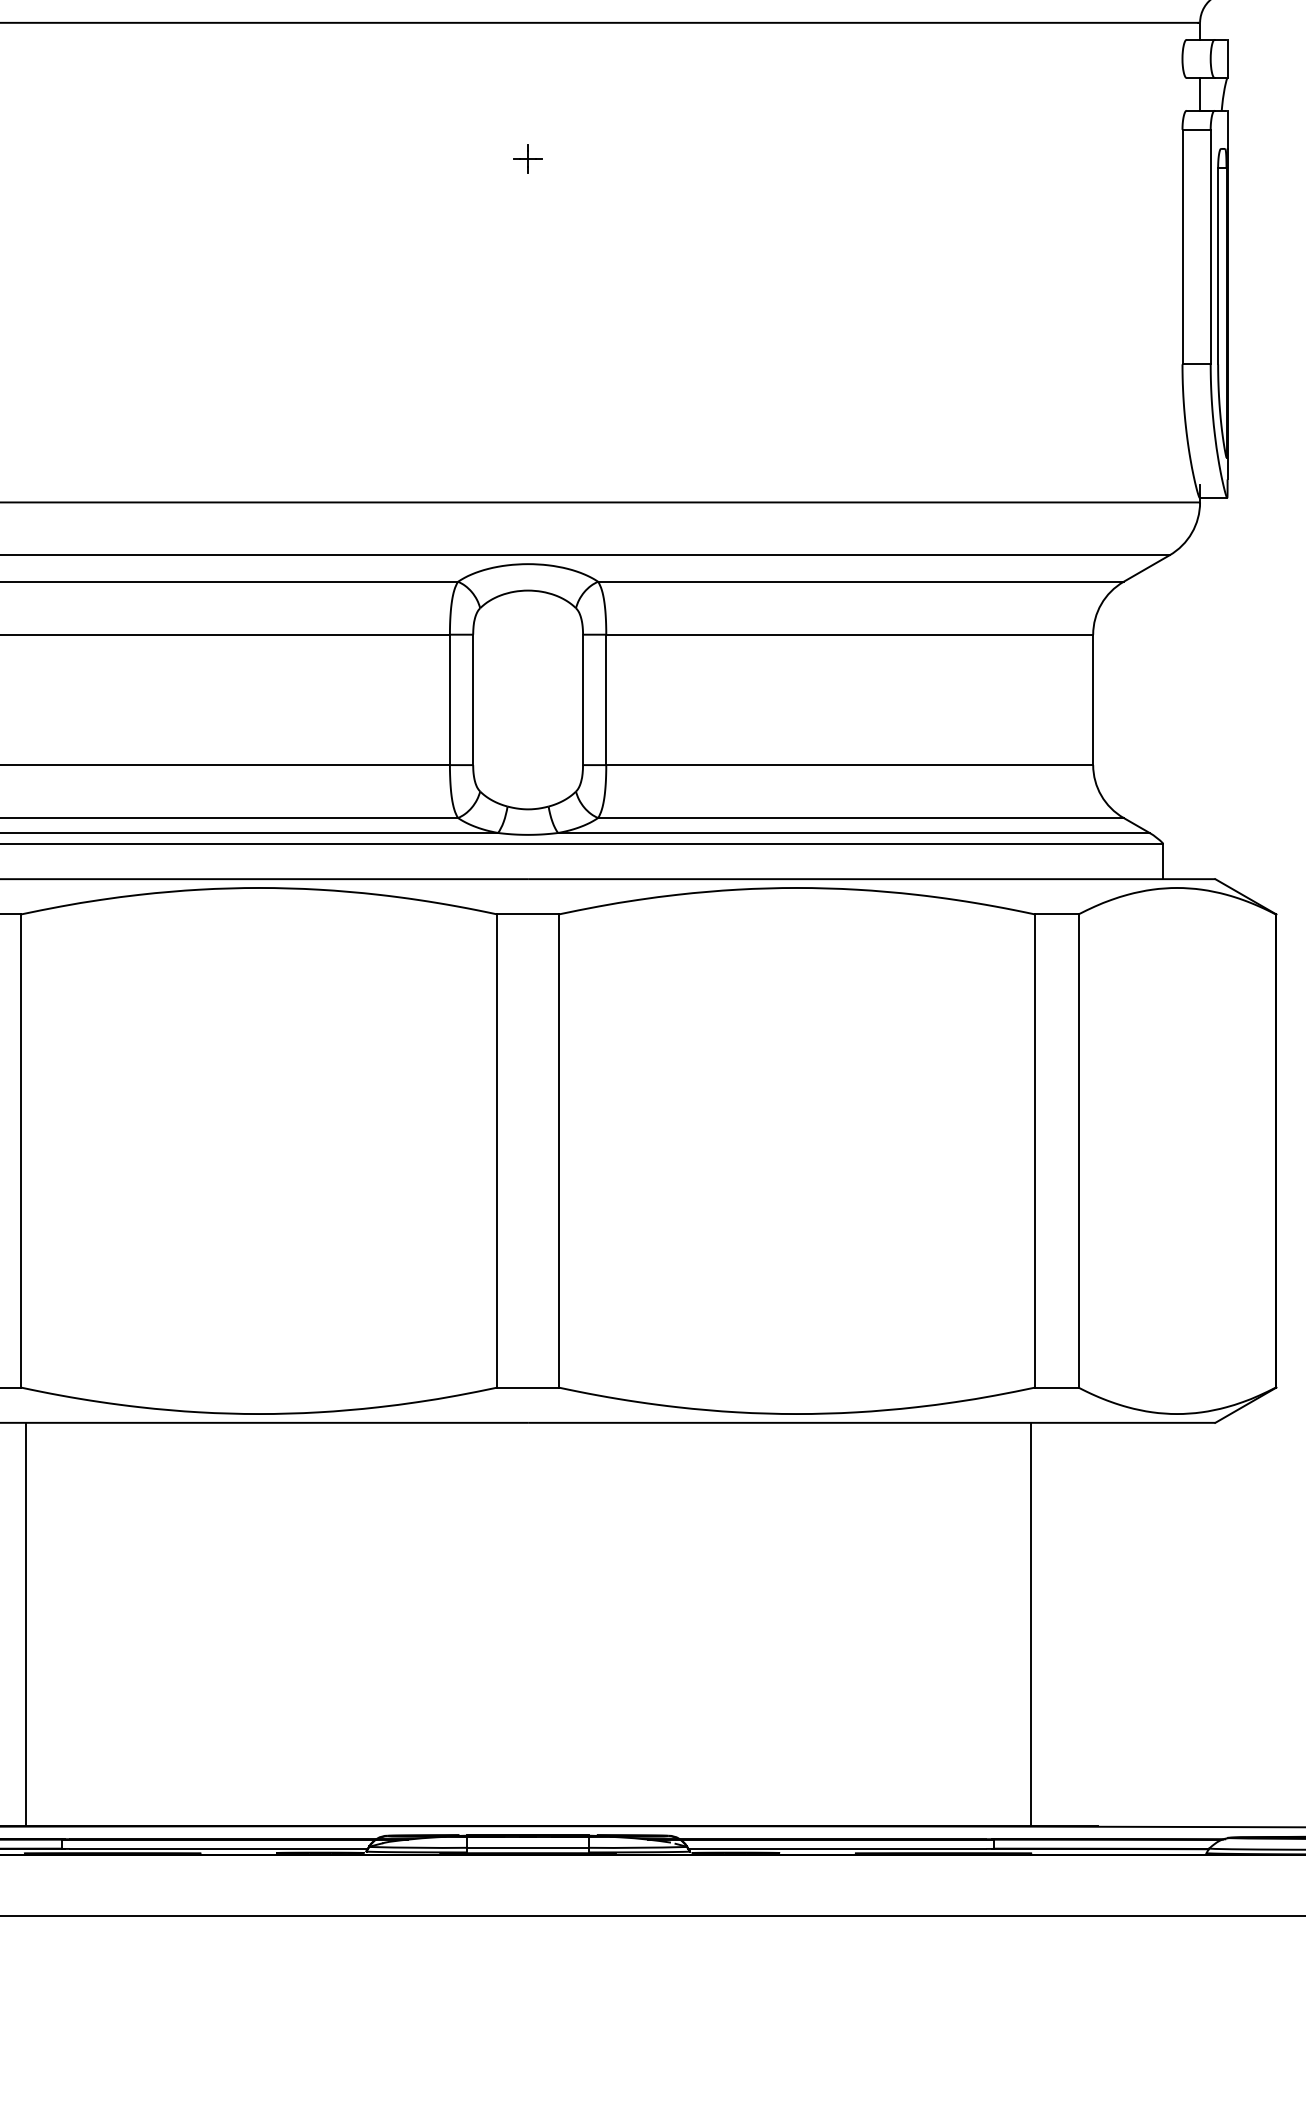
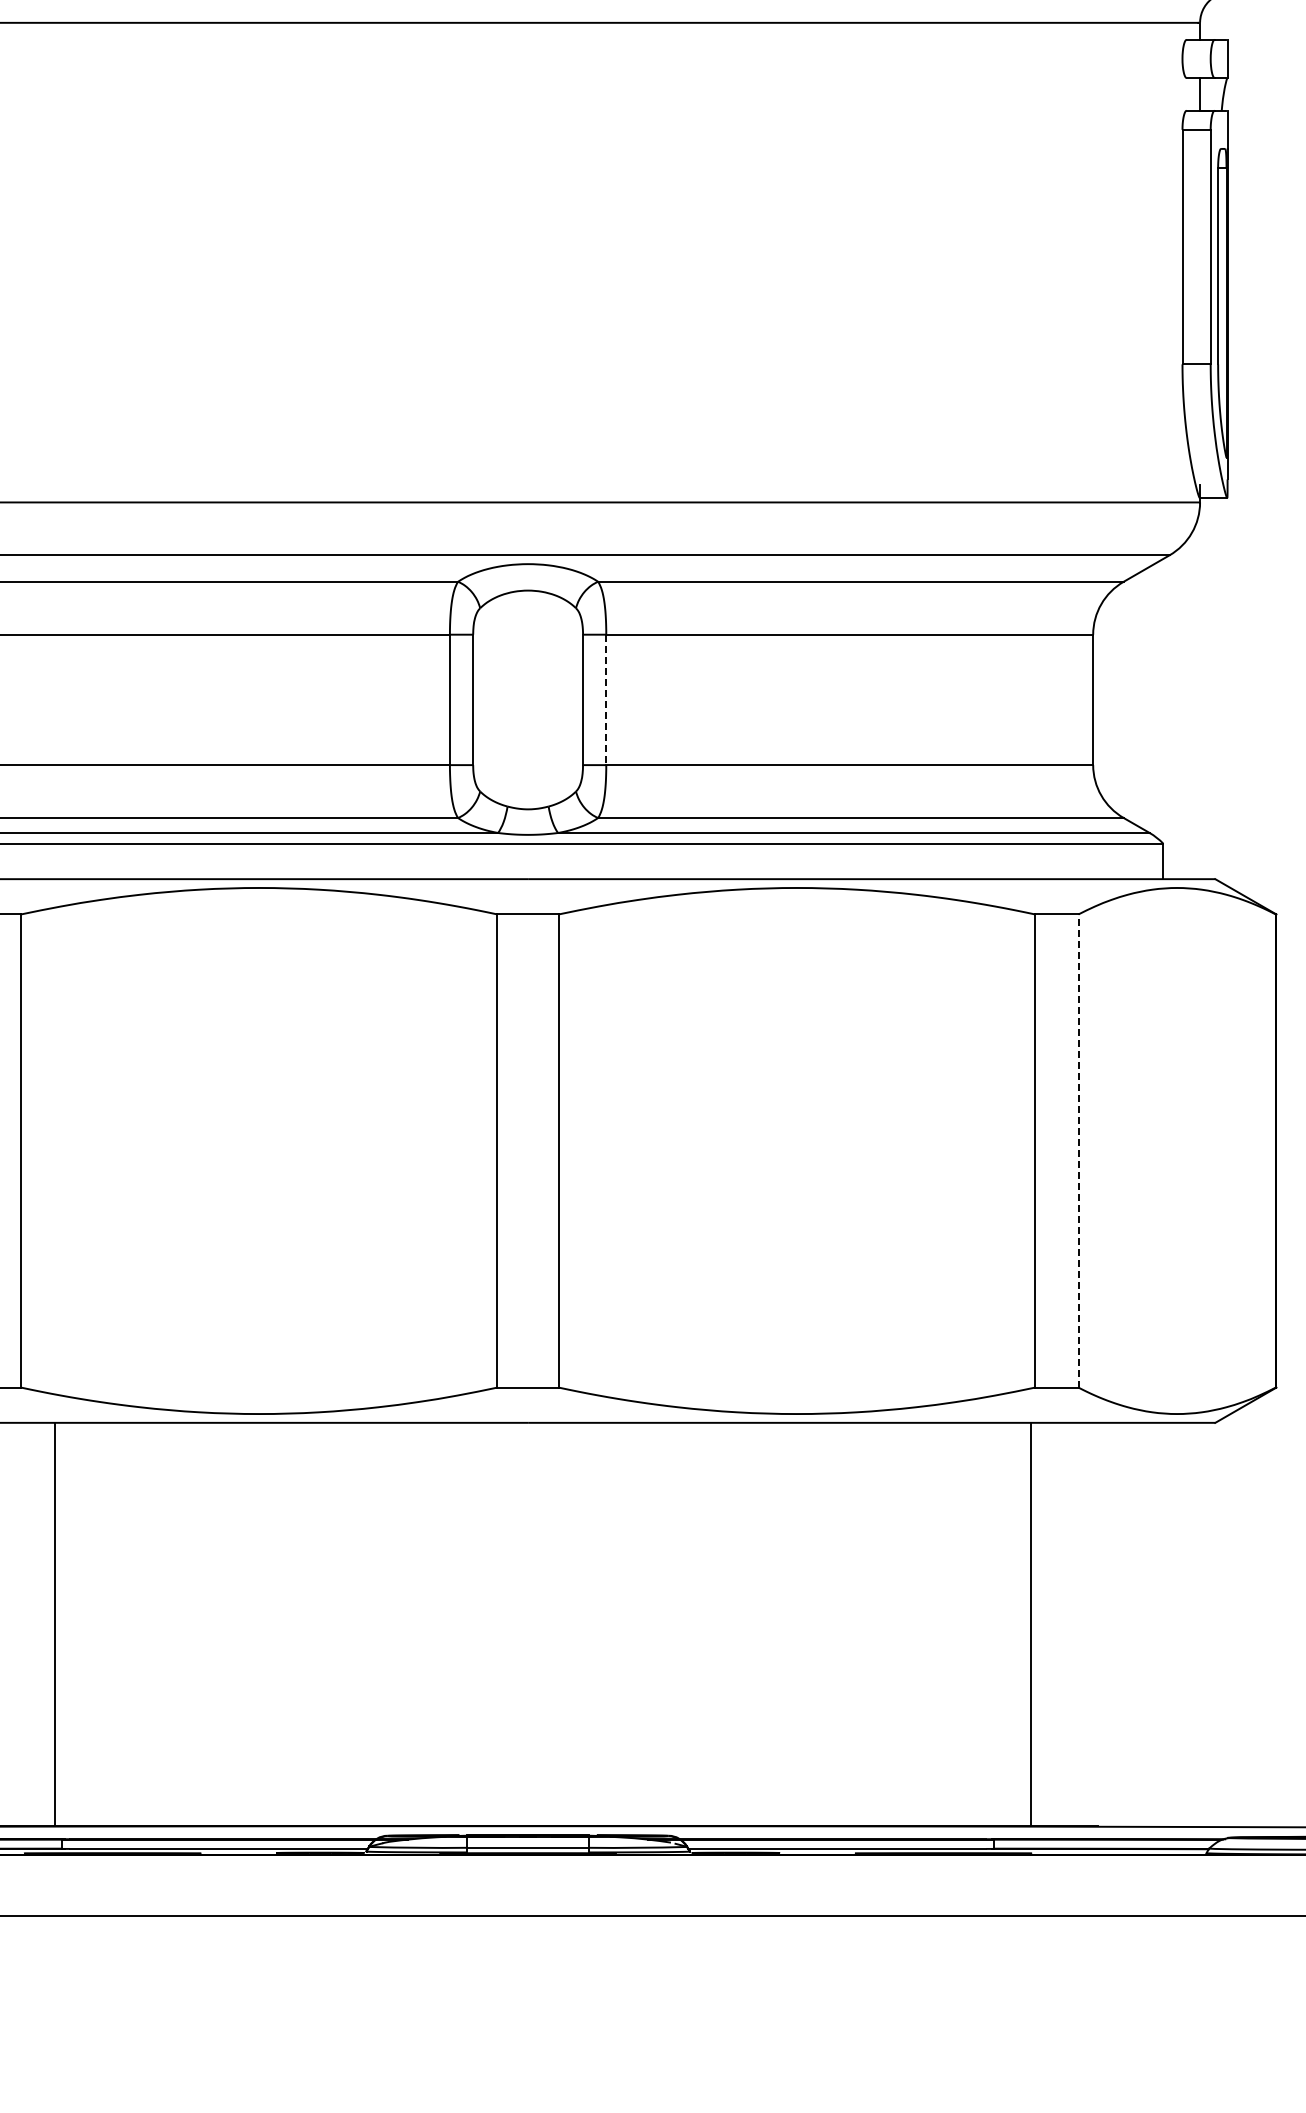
part: present -> none (527, 158)
line: solid -> dashed (606, 700)
line: solid -> dashed (1078, 1151)
line position: (25, 1624) -> (54, 1624) (54, 1624)
